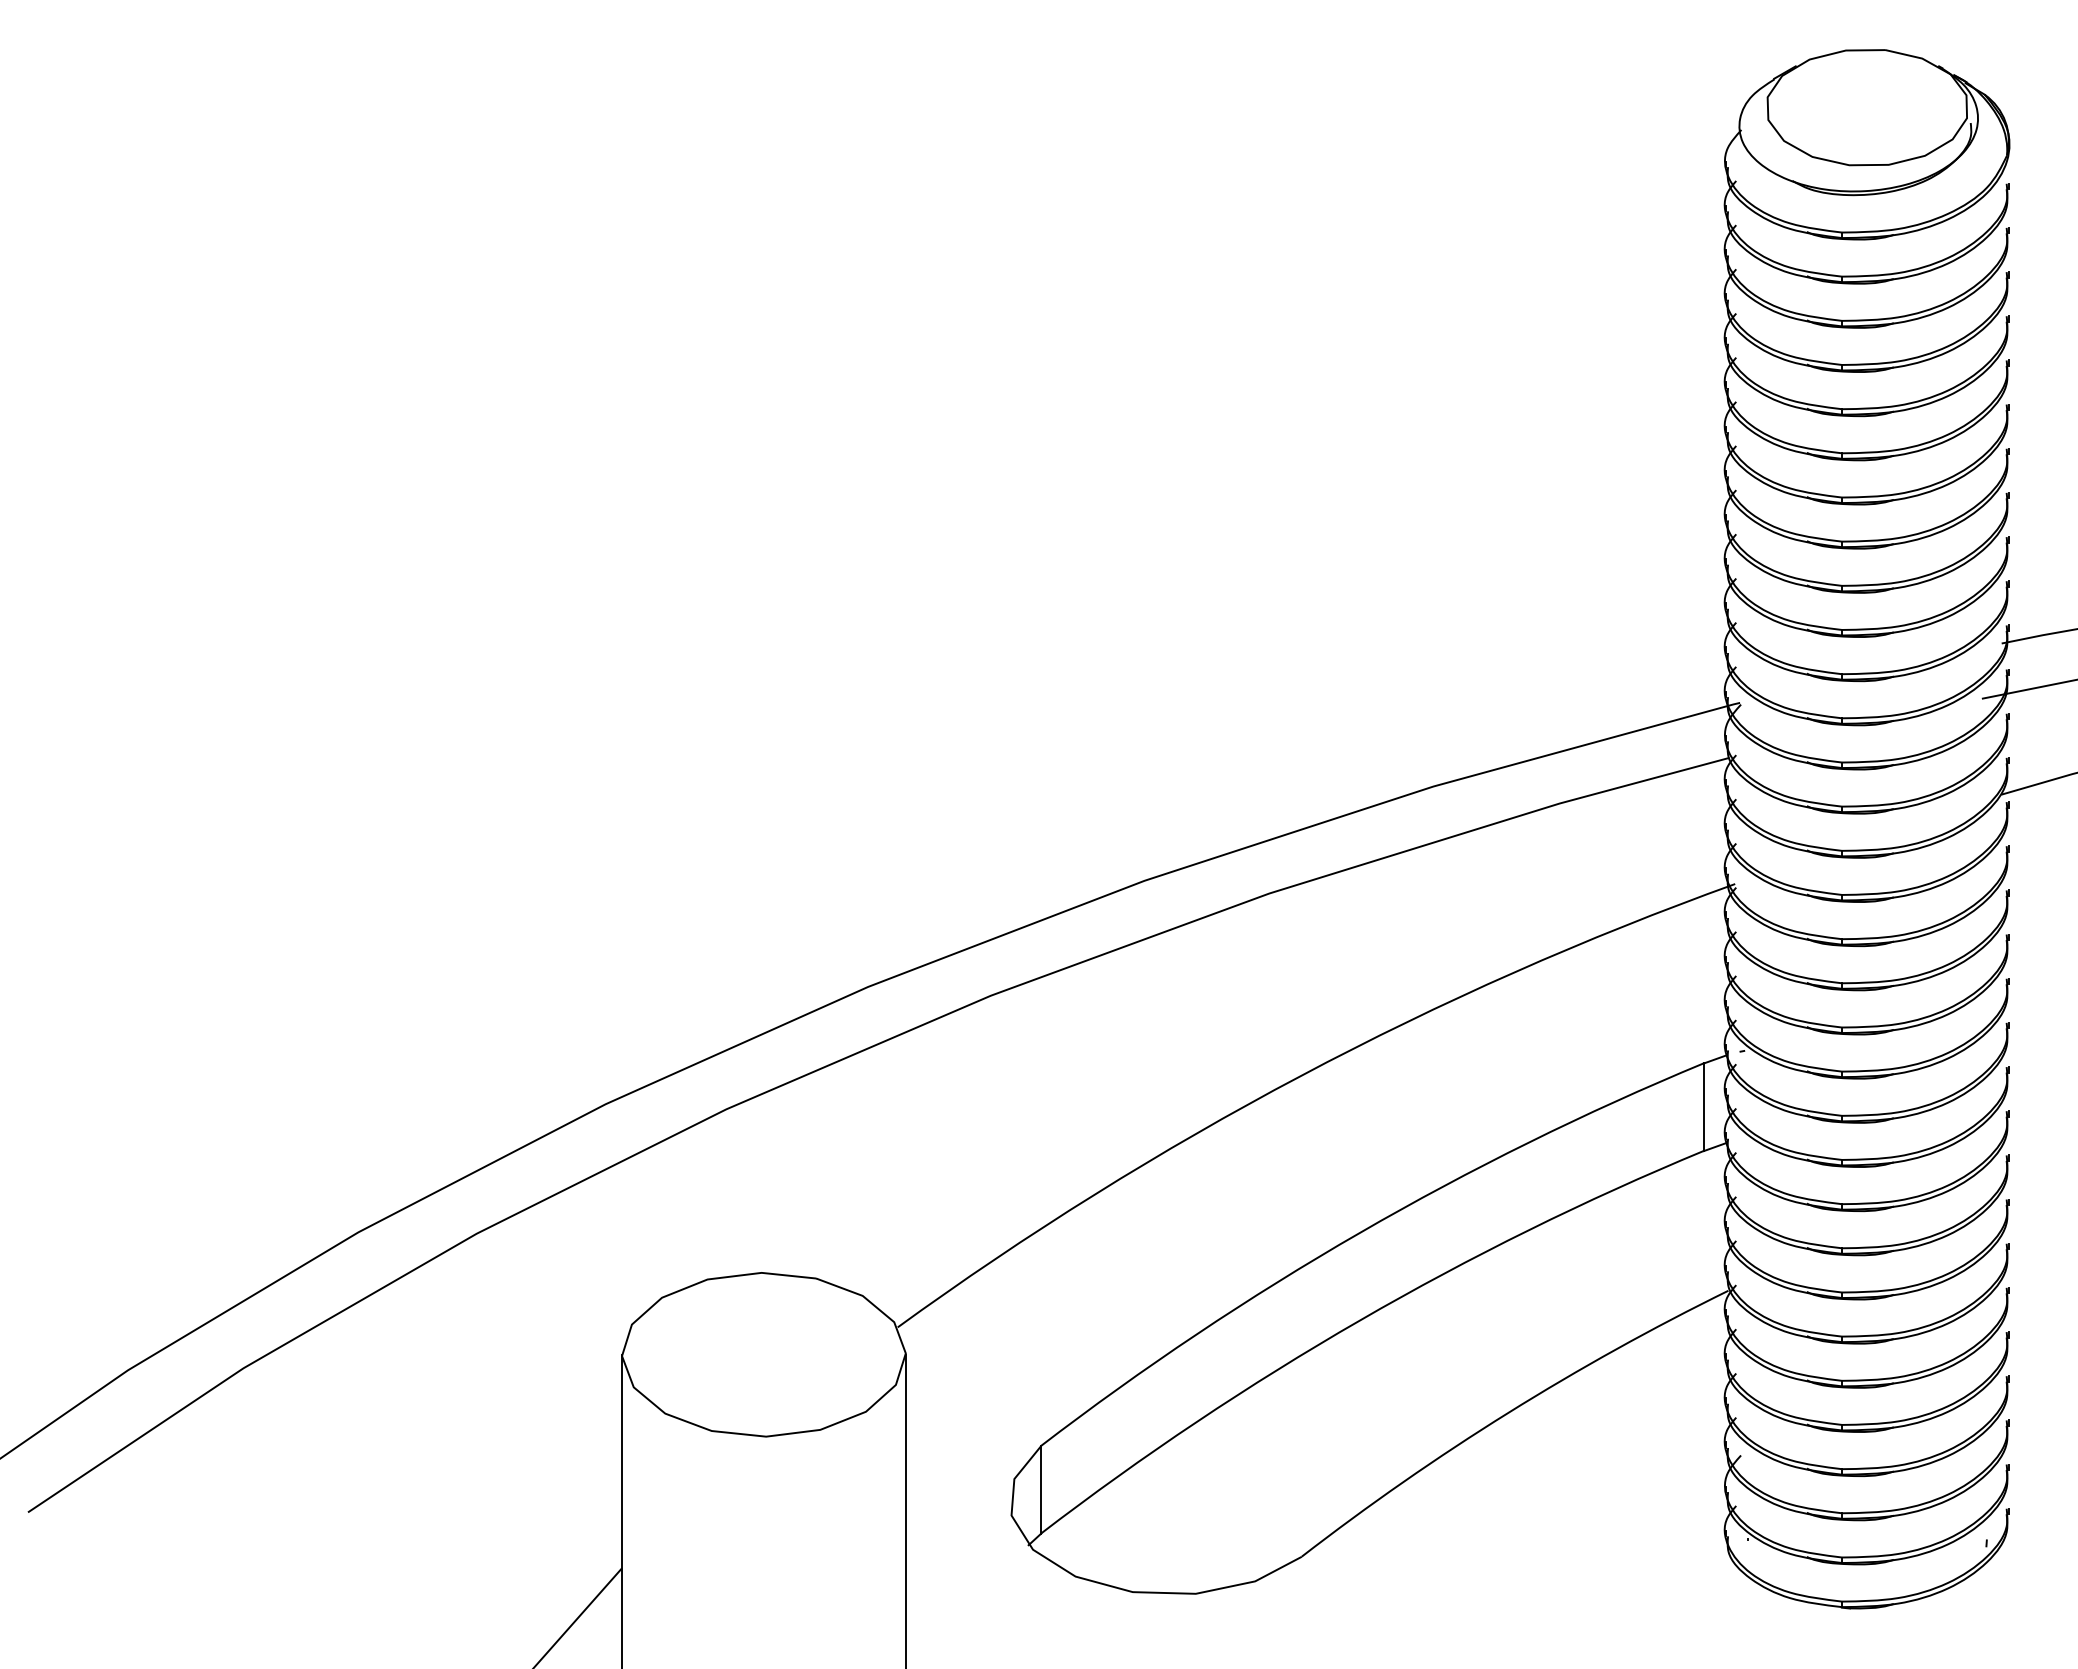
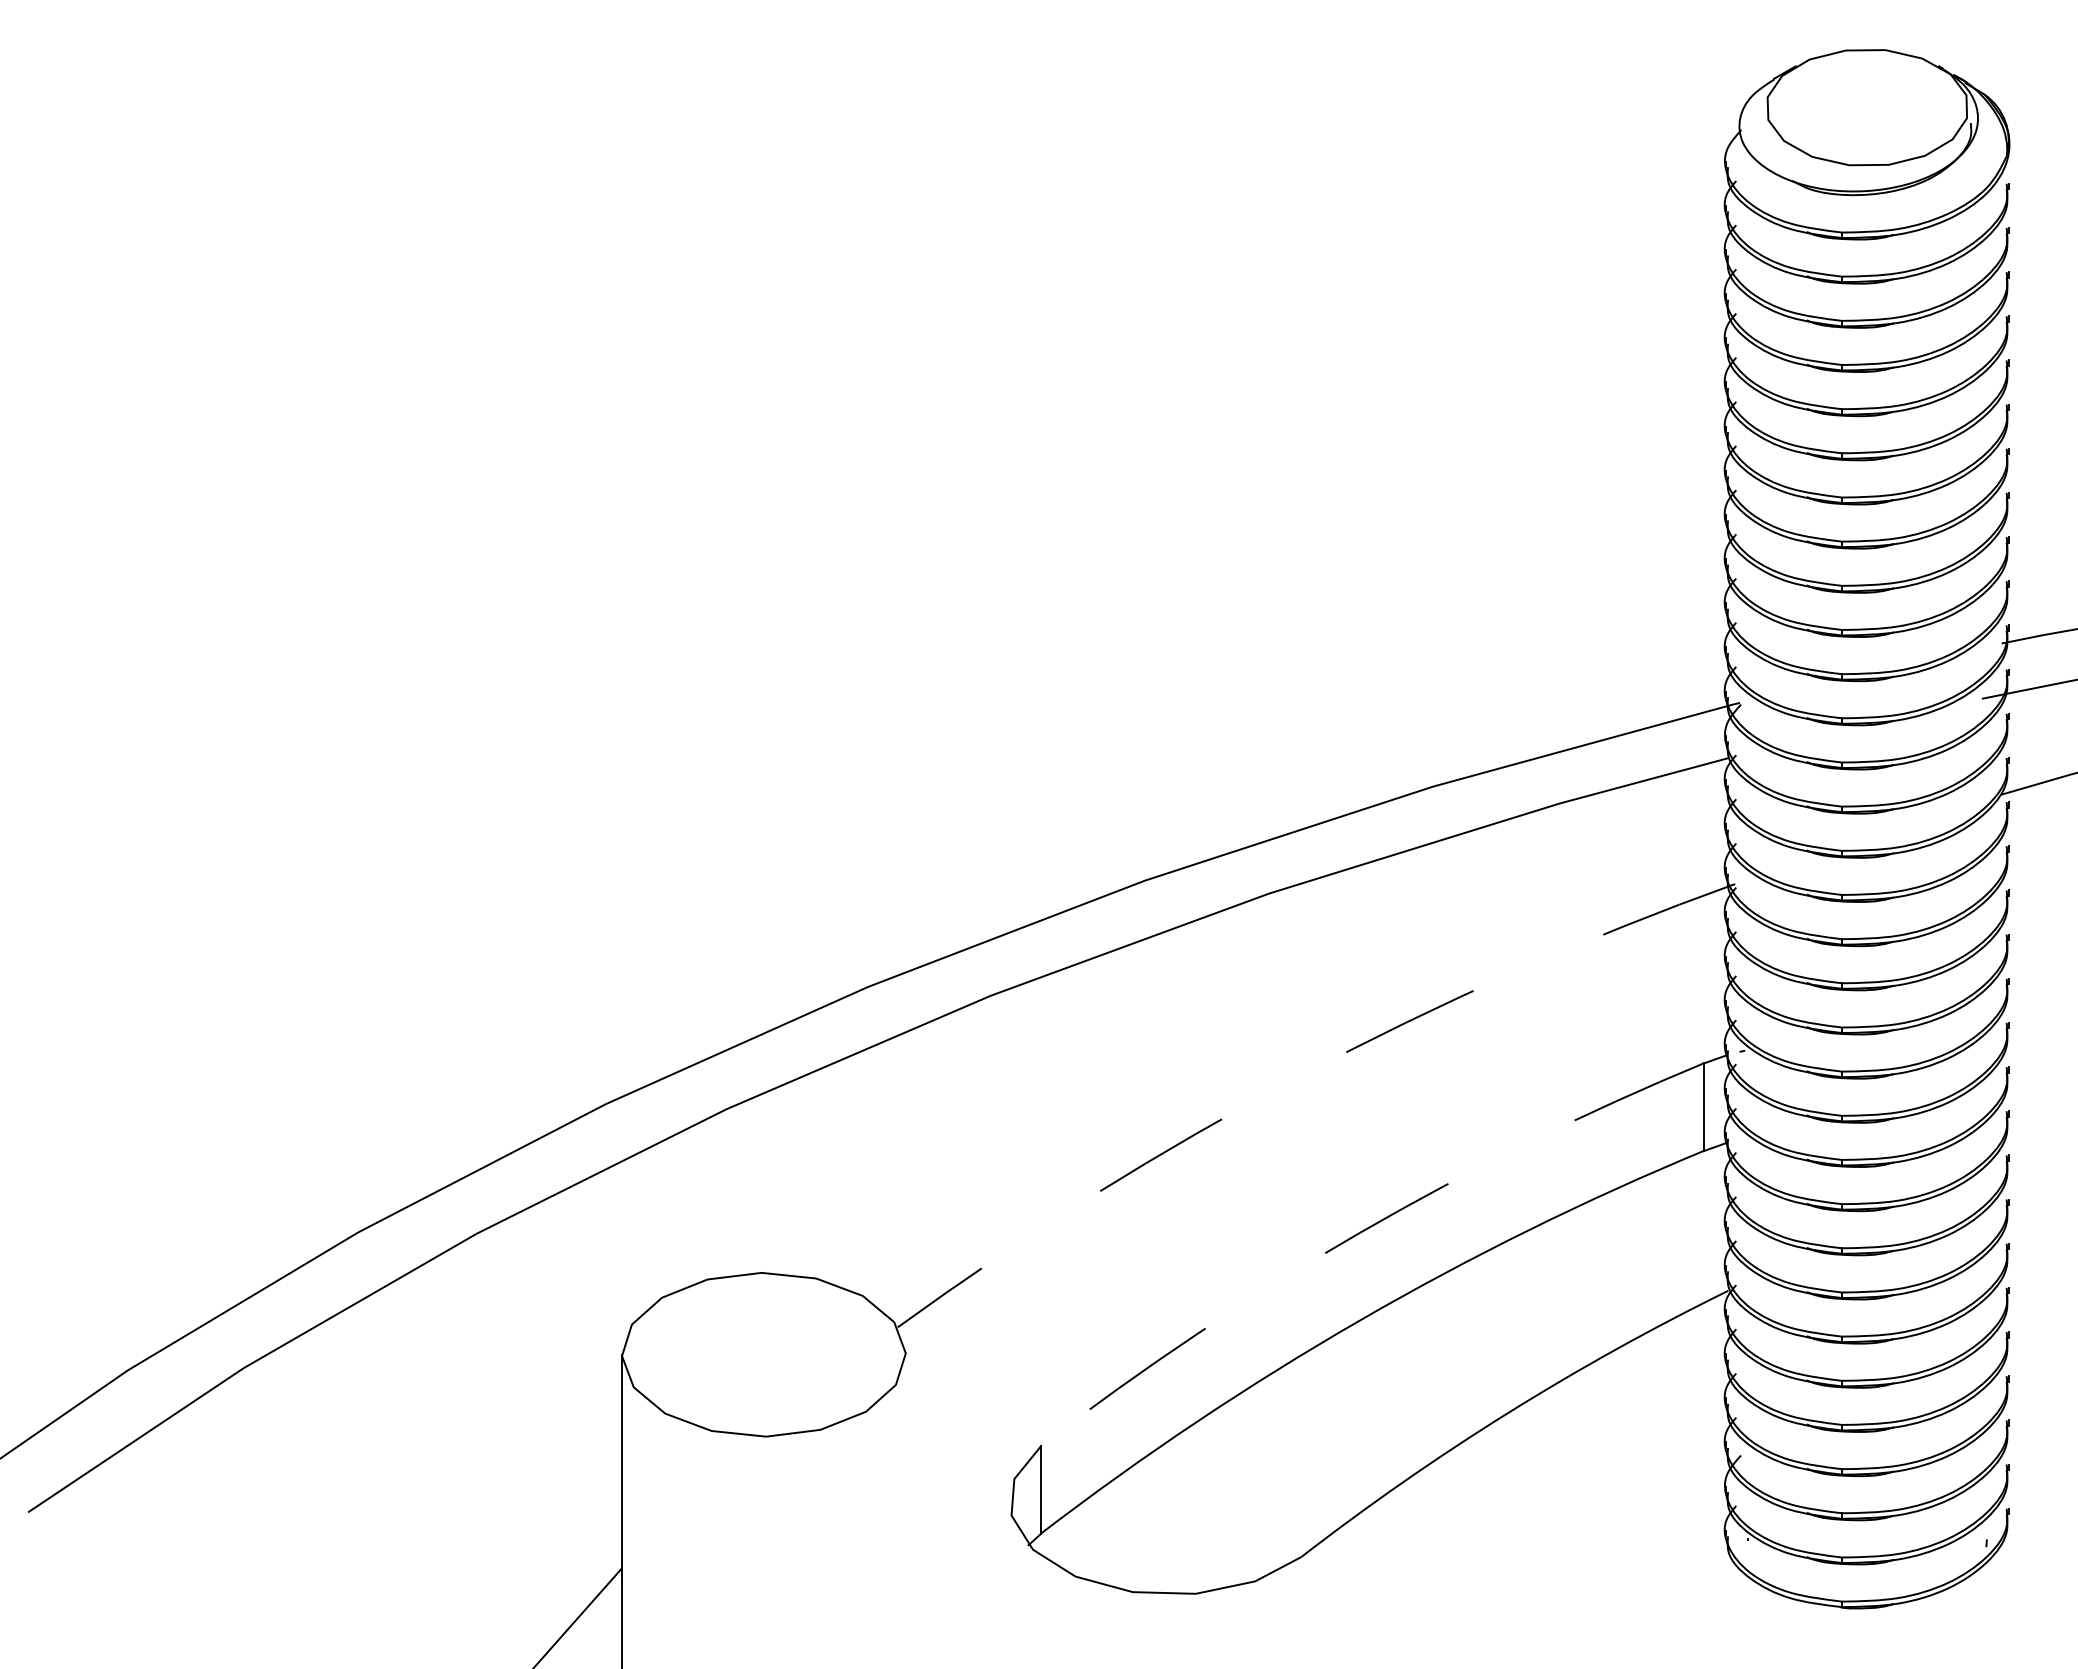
arc: solid -> dashed (1300, 1076)
arc: solid -> dashed (1359, 1232)
line: present -> none (905, 1509)
